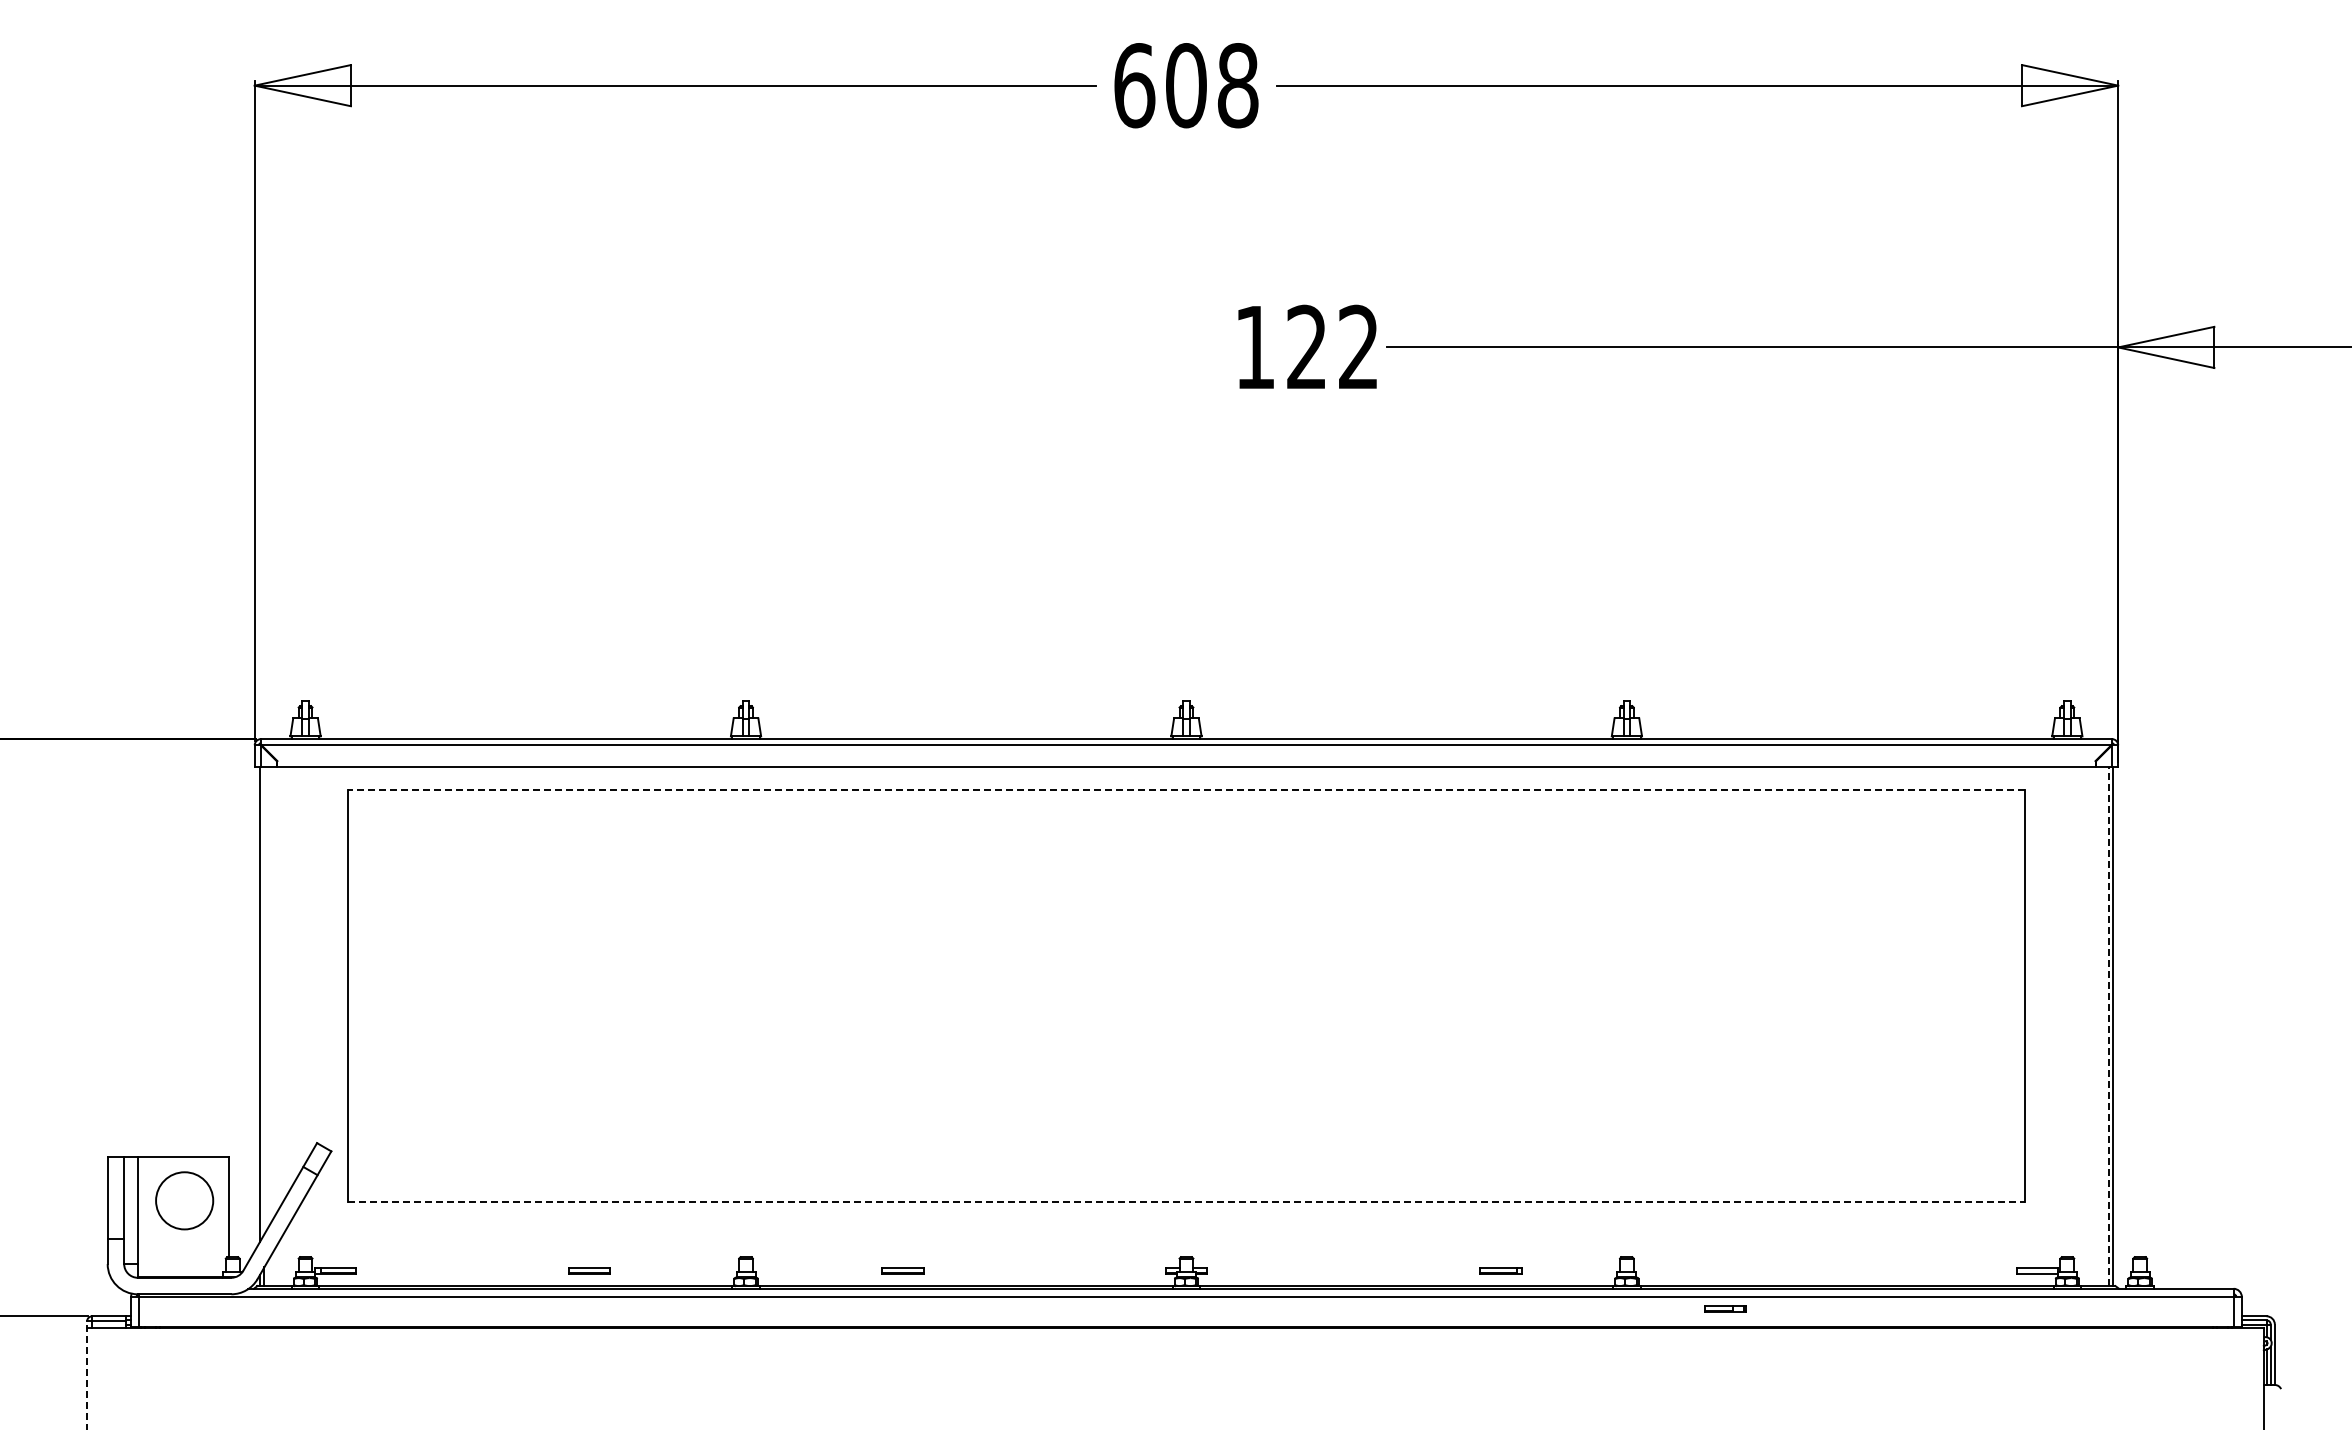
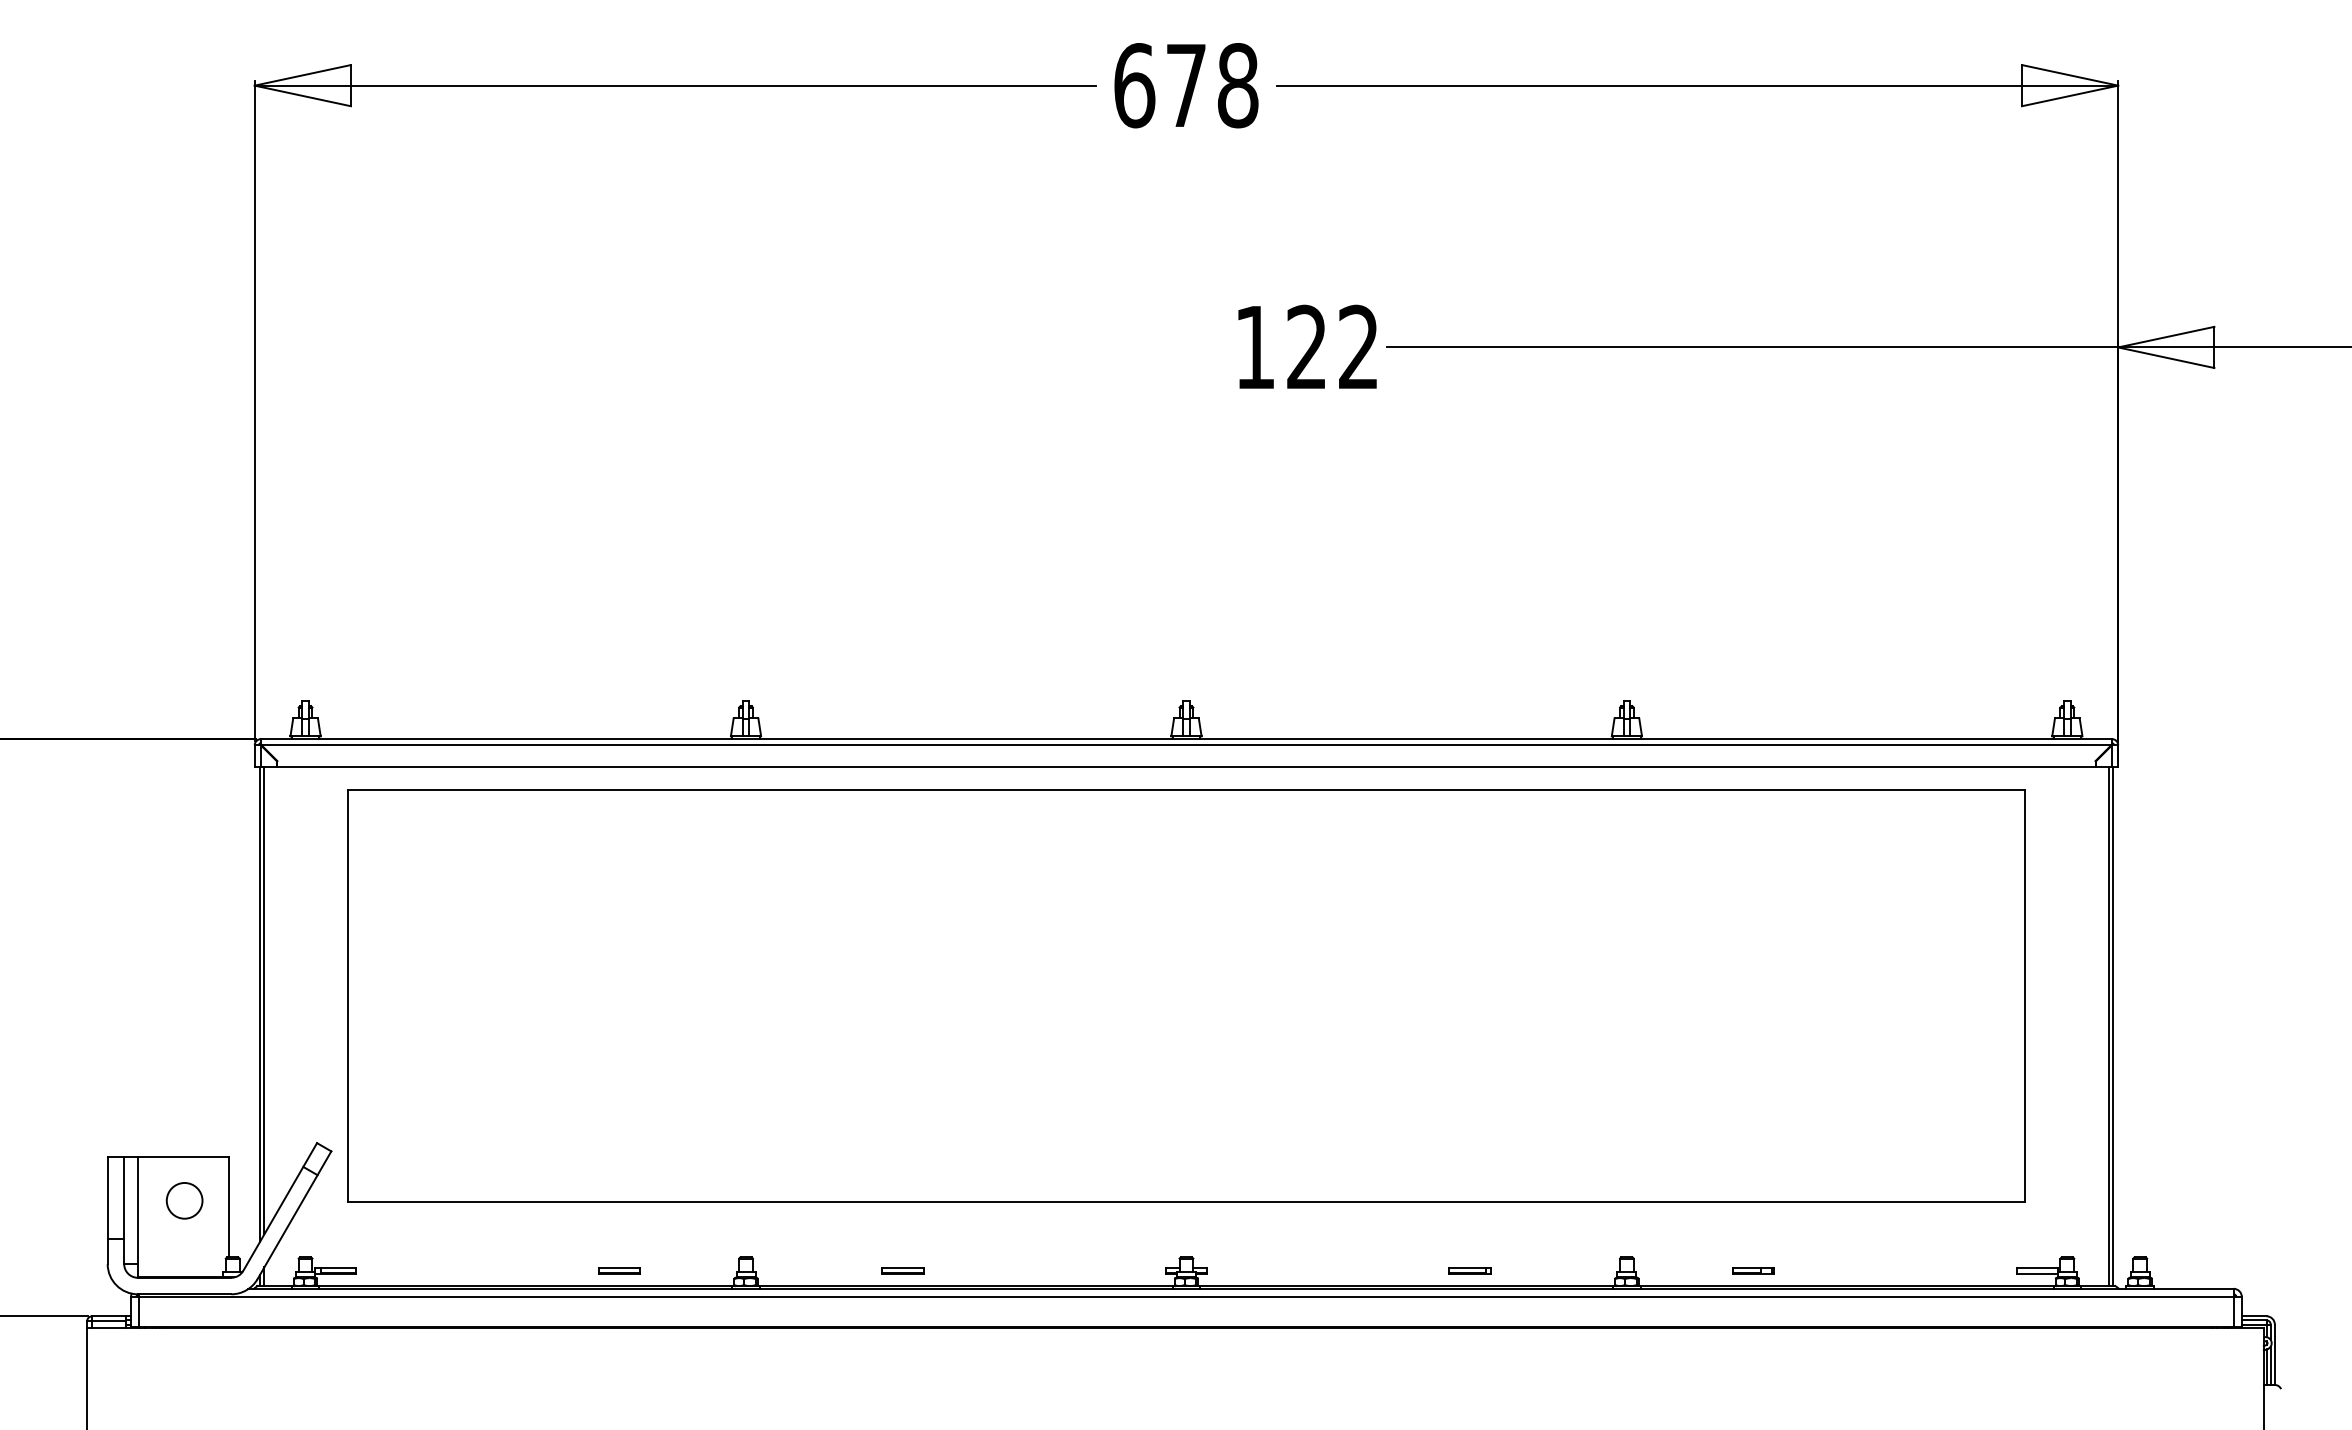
text: 608 -> 678 (1186, 85)
line: dashed -> solid (1185, 789)
line: none -> present (264, 1000)
line: dashed -> solid (2108, 1026)
circle diameter: 57 px -> 36 px (184, 1200)
line: dashed -> solid (1186, 1202)
part position: (589, 1270) -> (619, 1270) (619, 1270)
part position: (1500, 1270) -> (1469, 1270) (1469, 1270)
part position: (1725, 1308) -> (1753, 1270) (1753, 1270)
line: dashed -> solid (87, 1375)
